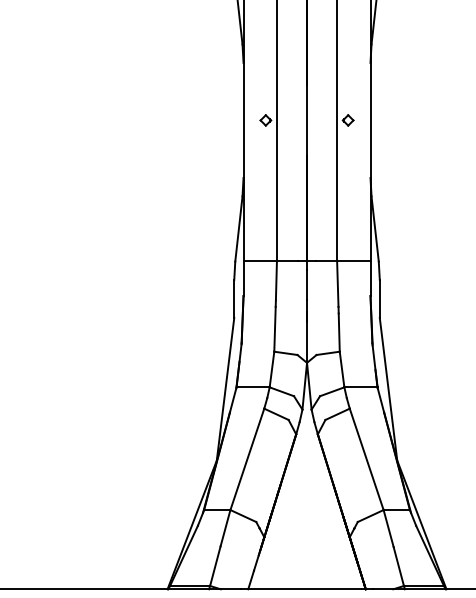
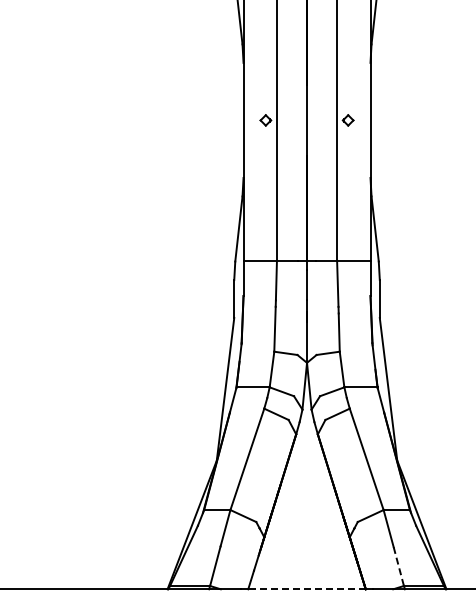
line: solid -> dashed (398, 567)
line: solid -> dashed (307, 589)
